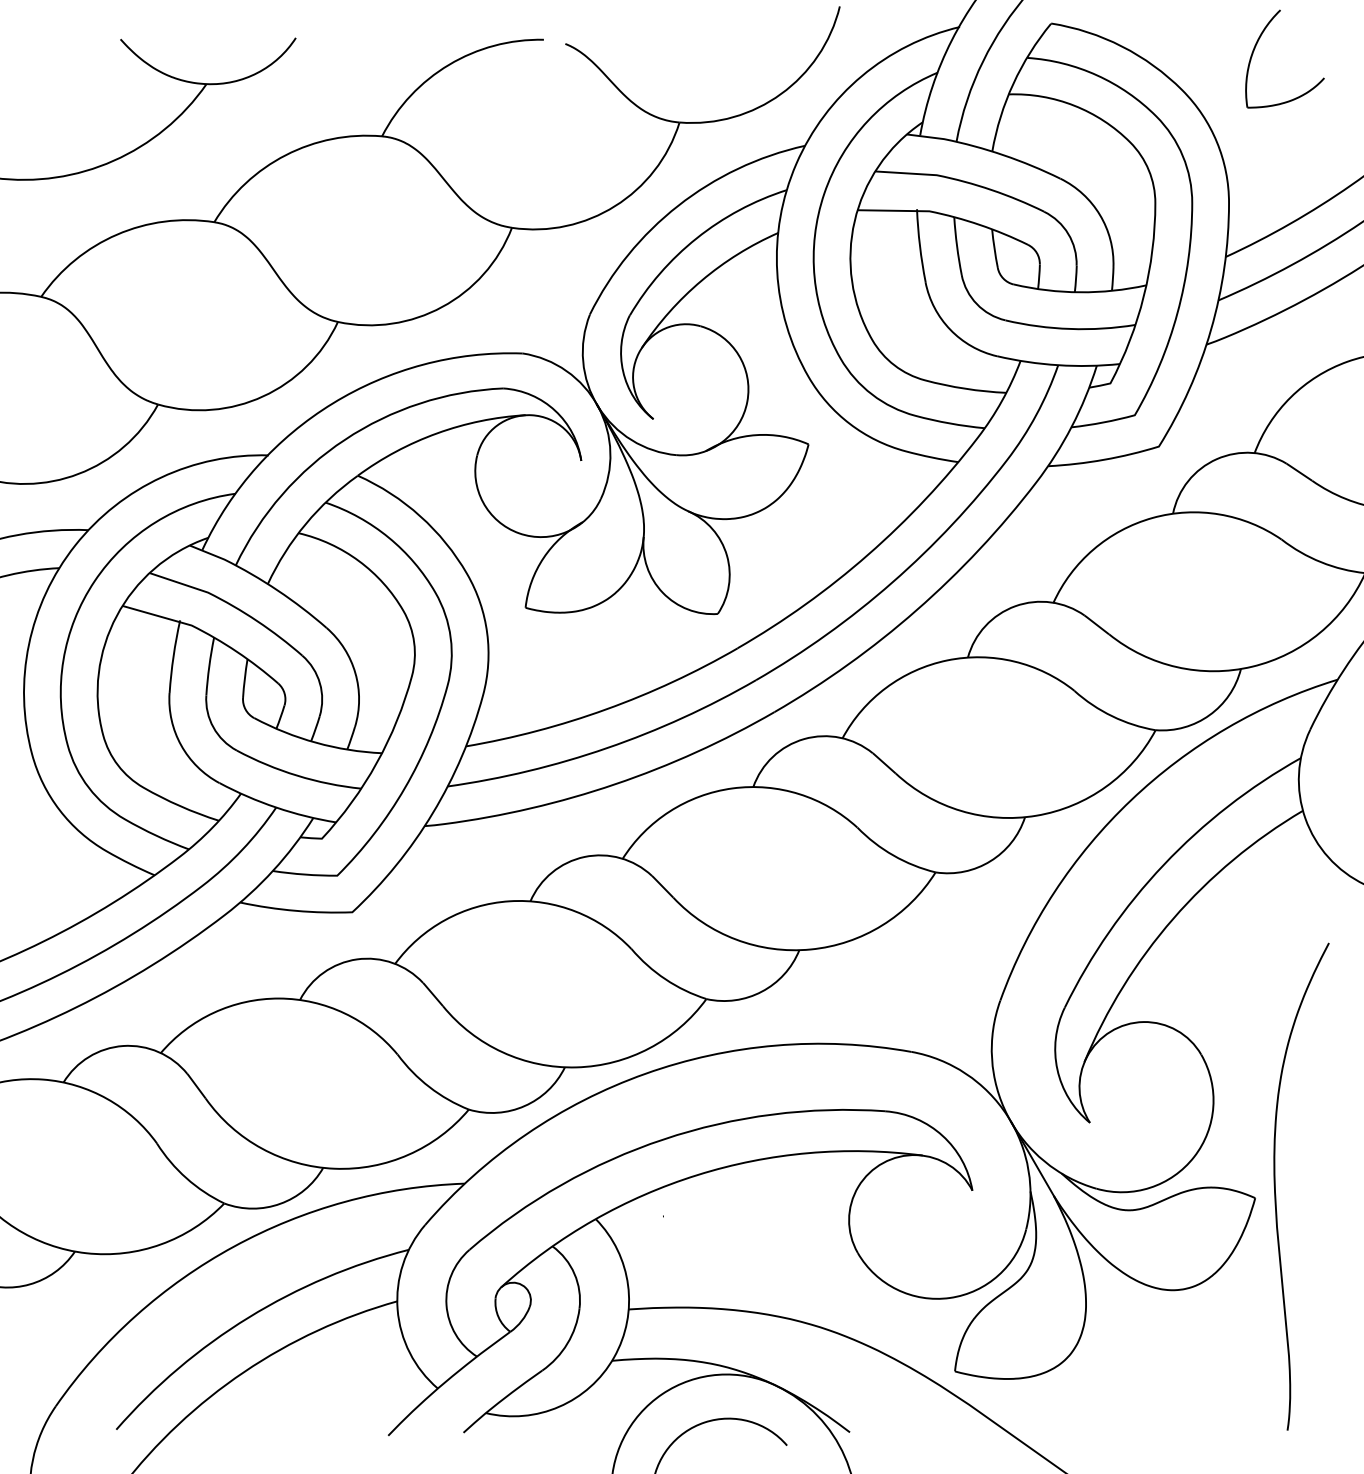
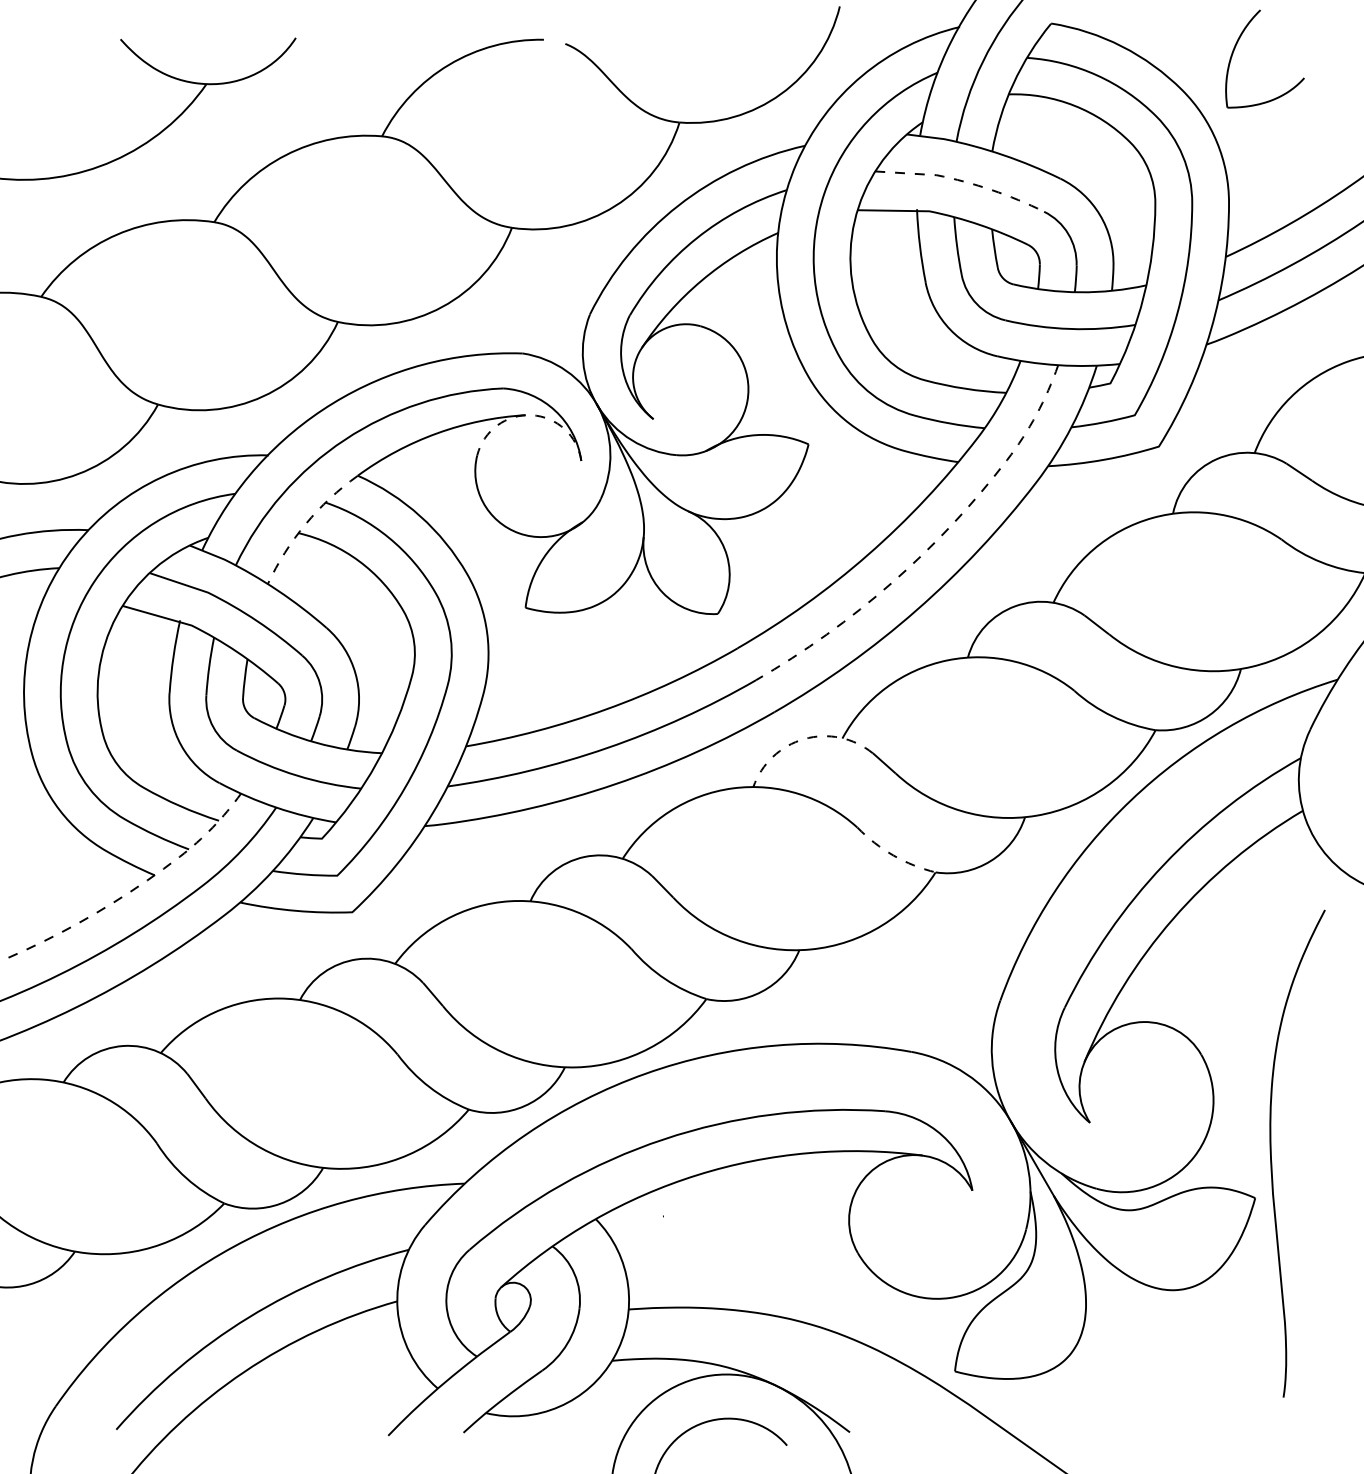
part position: (1257, 44) -> (1237, 44) (1237, 44)
line: solid -> dashed (963, 181)
arc: solid -> dashed (531, 415)
arc: solid -> dashed (305, 524)
line: solid -> dashed (933, 544)
arc: solid -> dashed (804, 739)
arc: solid -> dashed (893, 855)
line: solid -> dashed (131, 890)
curve position: (1275, 1186) -> (1271, 1153) (1271, 1153)
